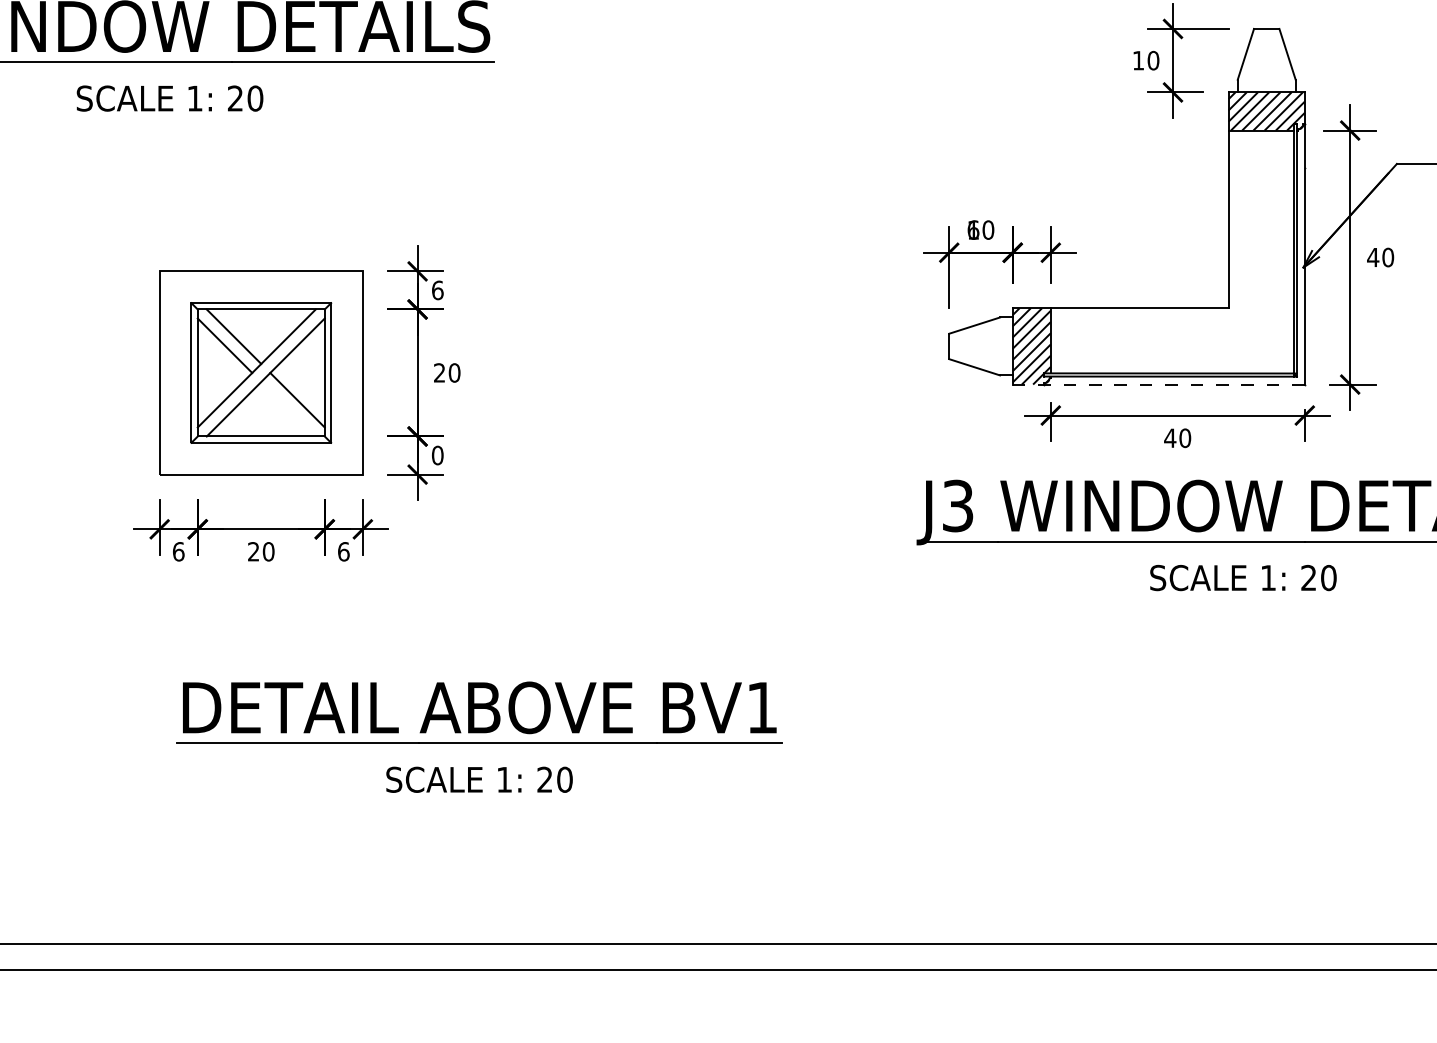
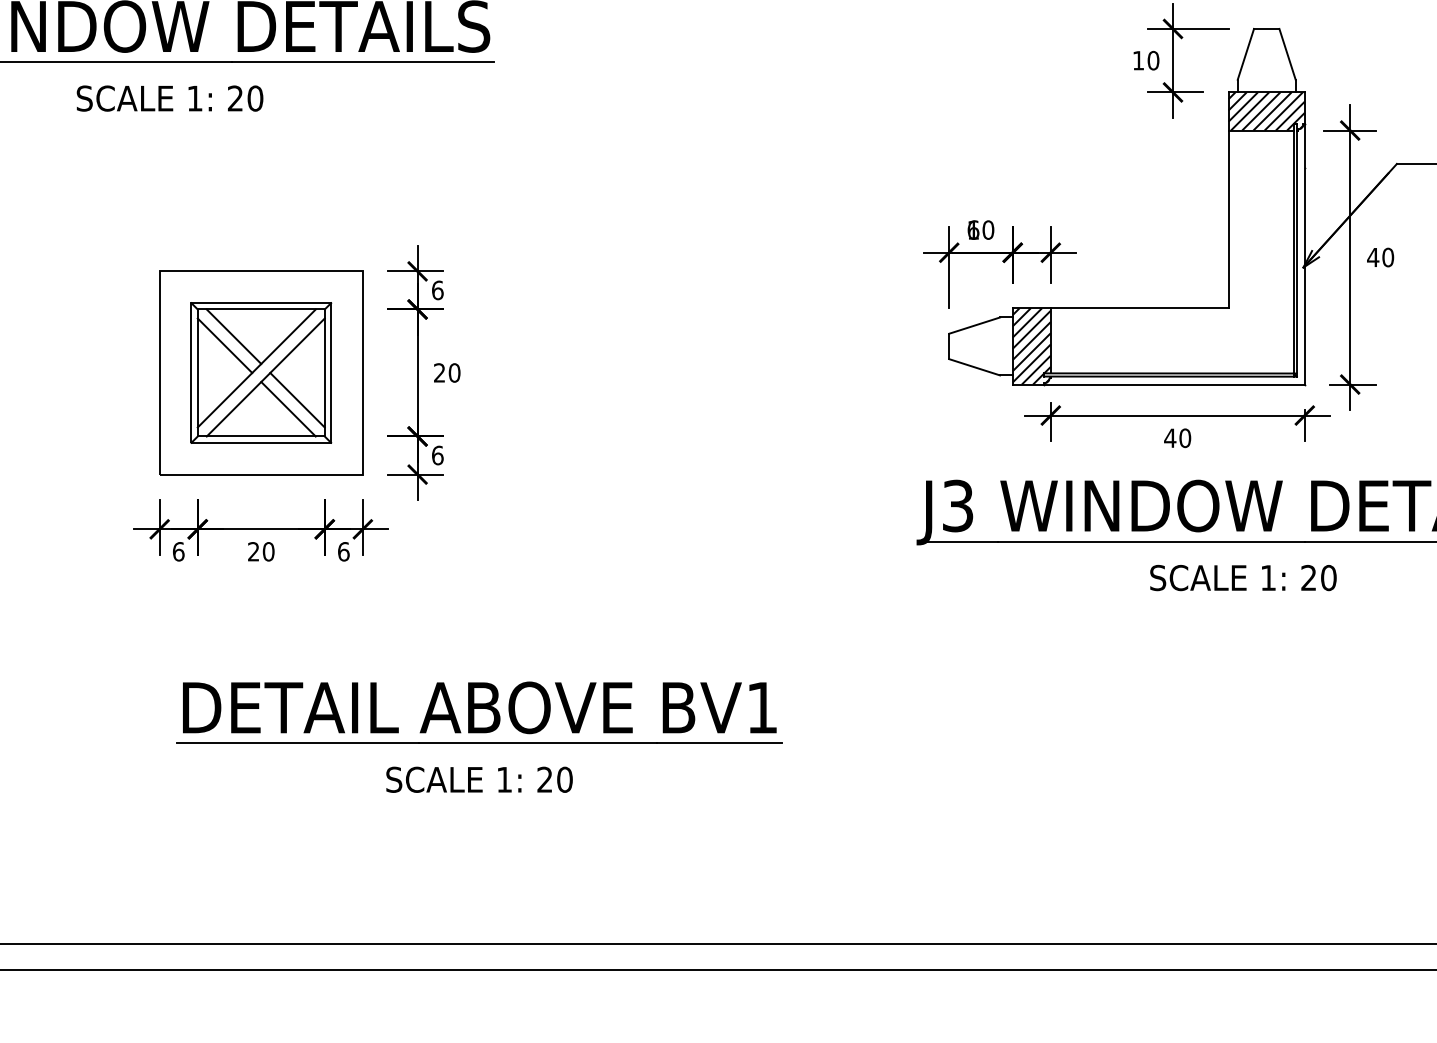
line: dashed -> solid (1159, 384)
line: none -> present (288, 409)
text: 0 -> 6 (437, 455)
